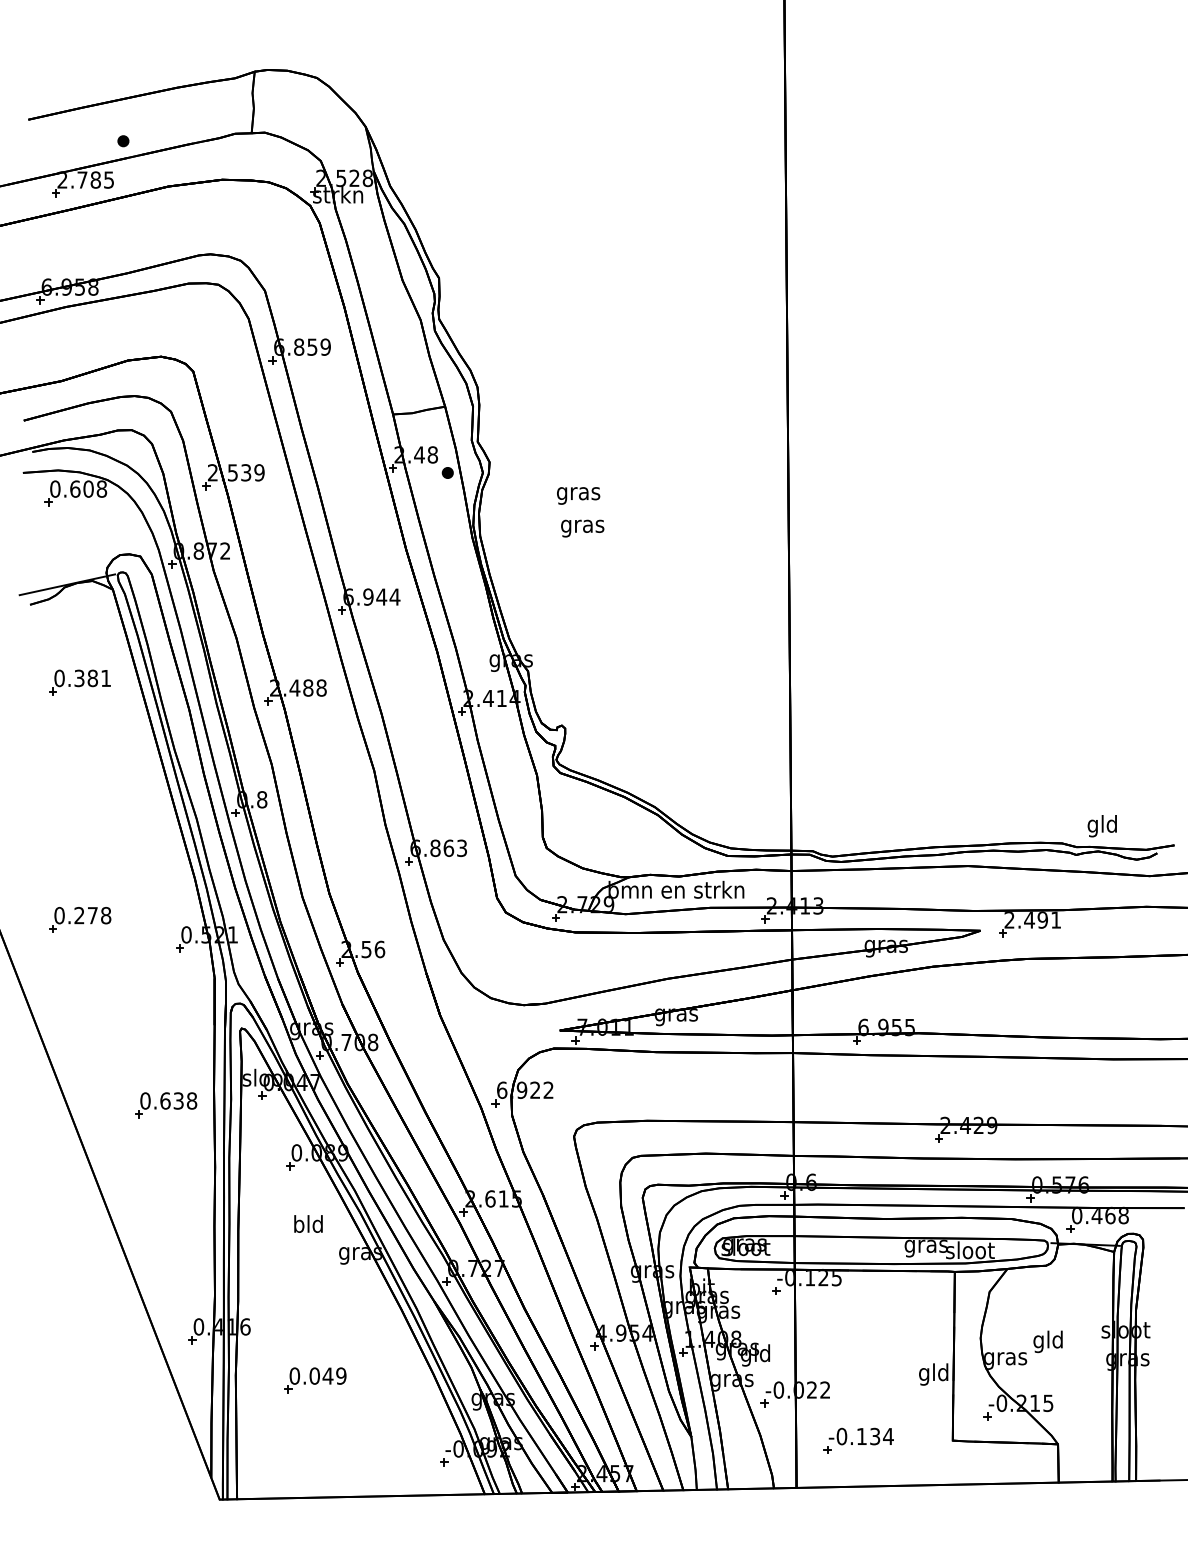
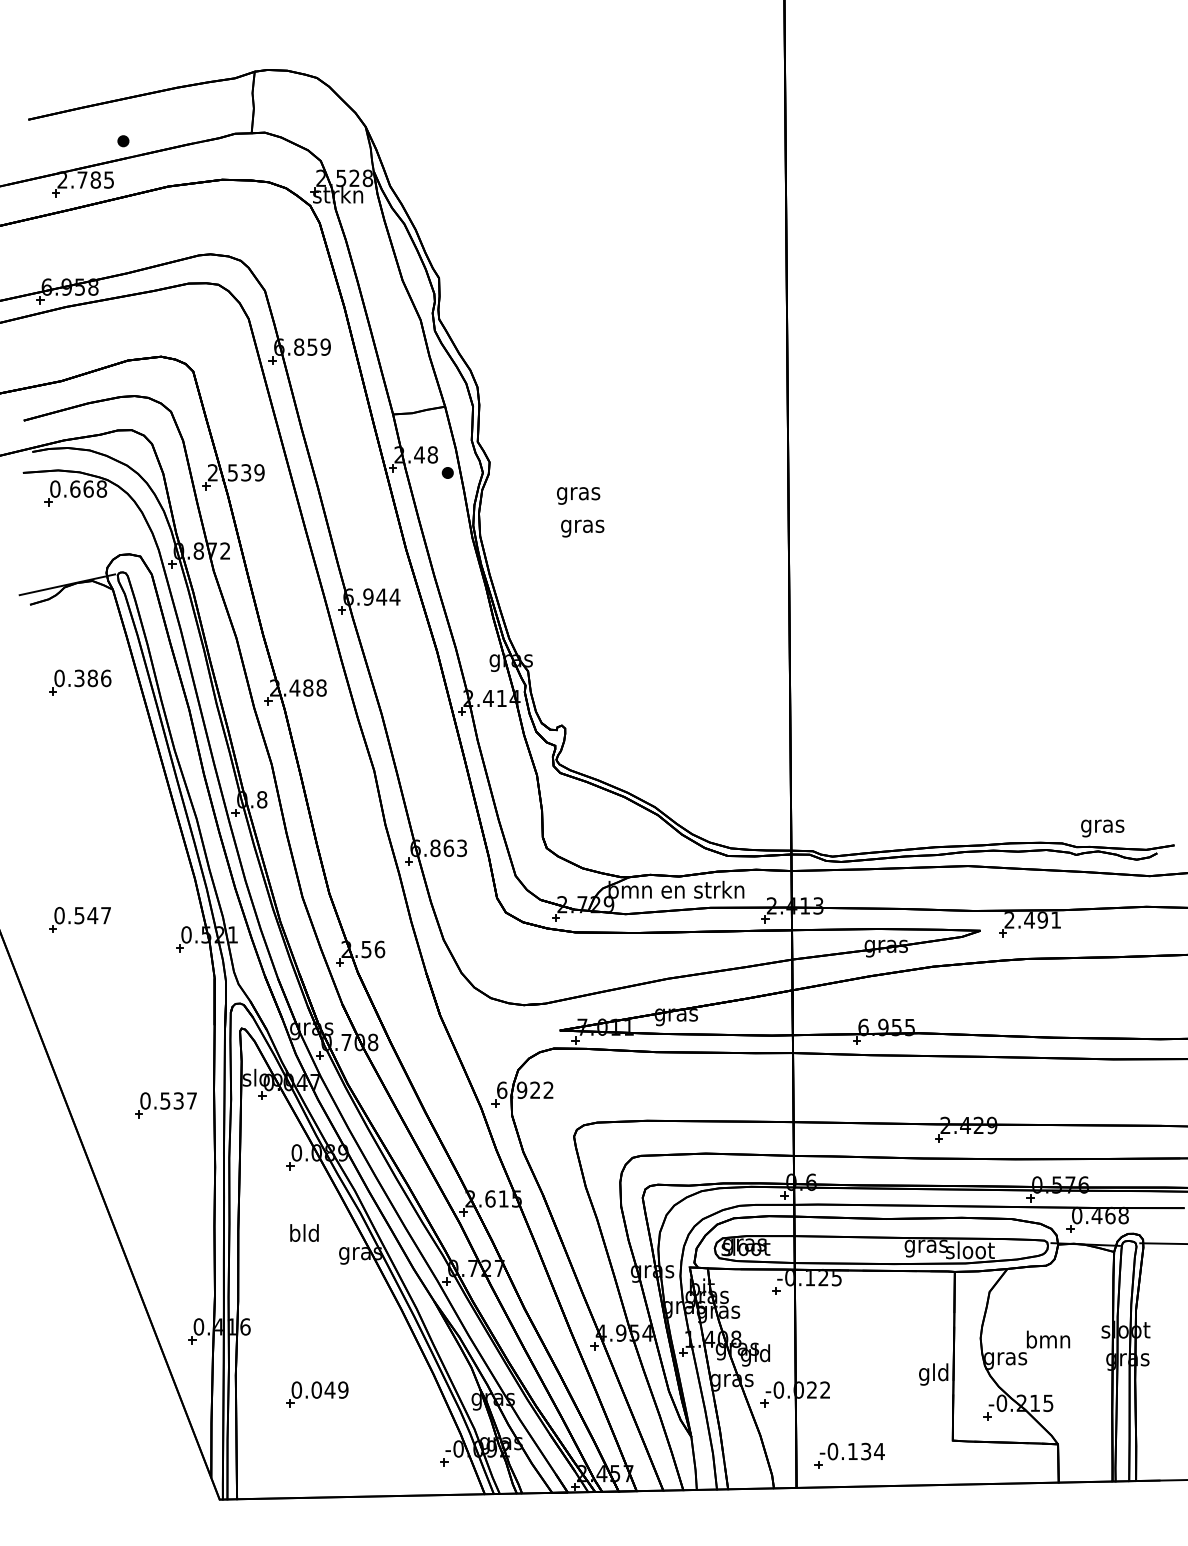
text: 0.608 -> 0.668 (88, 488)
text: 0.381 -> 0.386 (106, 678)
text: gld -> gras (1102, 826)
text: 0.278 -> 0.547 (92, 915)
text: 0.638 -> 0.537 (178, 1100)
text position: (308, 1223) -> (304, 1232) (304, 1232)
line: none -> present (1162, 1243)
text: gld -> bmn (1048, 1341)
part position: (315, 1380) -> (317, 1394) (317, 1394)
part position: (858, 1440) -> (849, 1455) (849, 1455)
